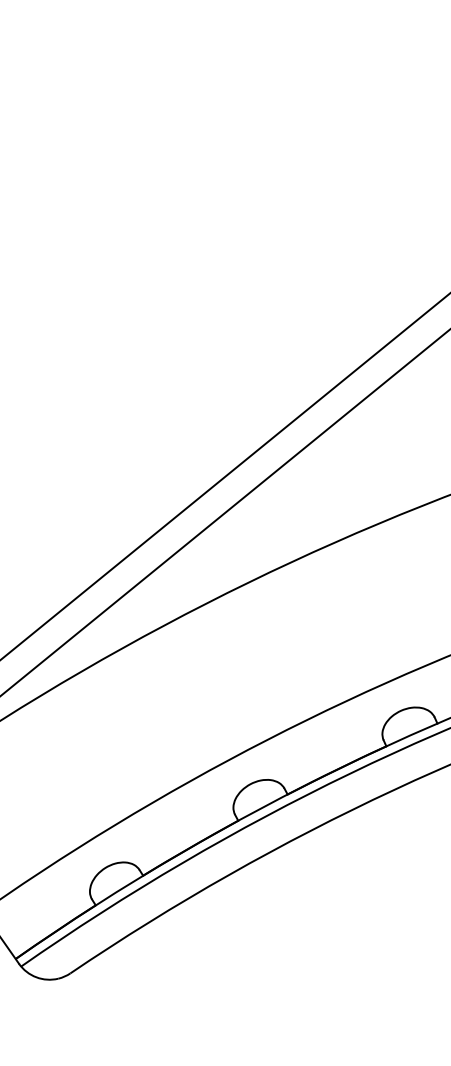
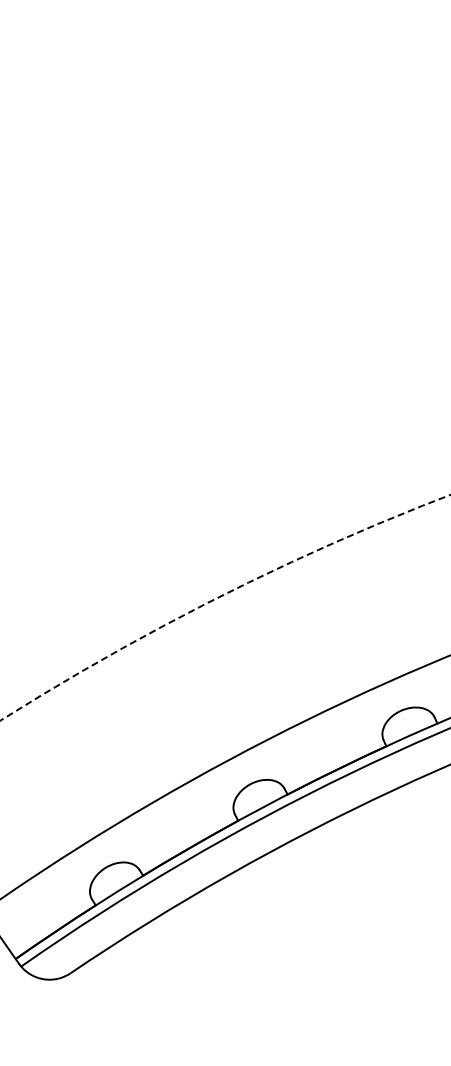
line: present -> none (224, 476)
line: present -> none (224, 512)
arc: solid -> dashed (218, 597)
